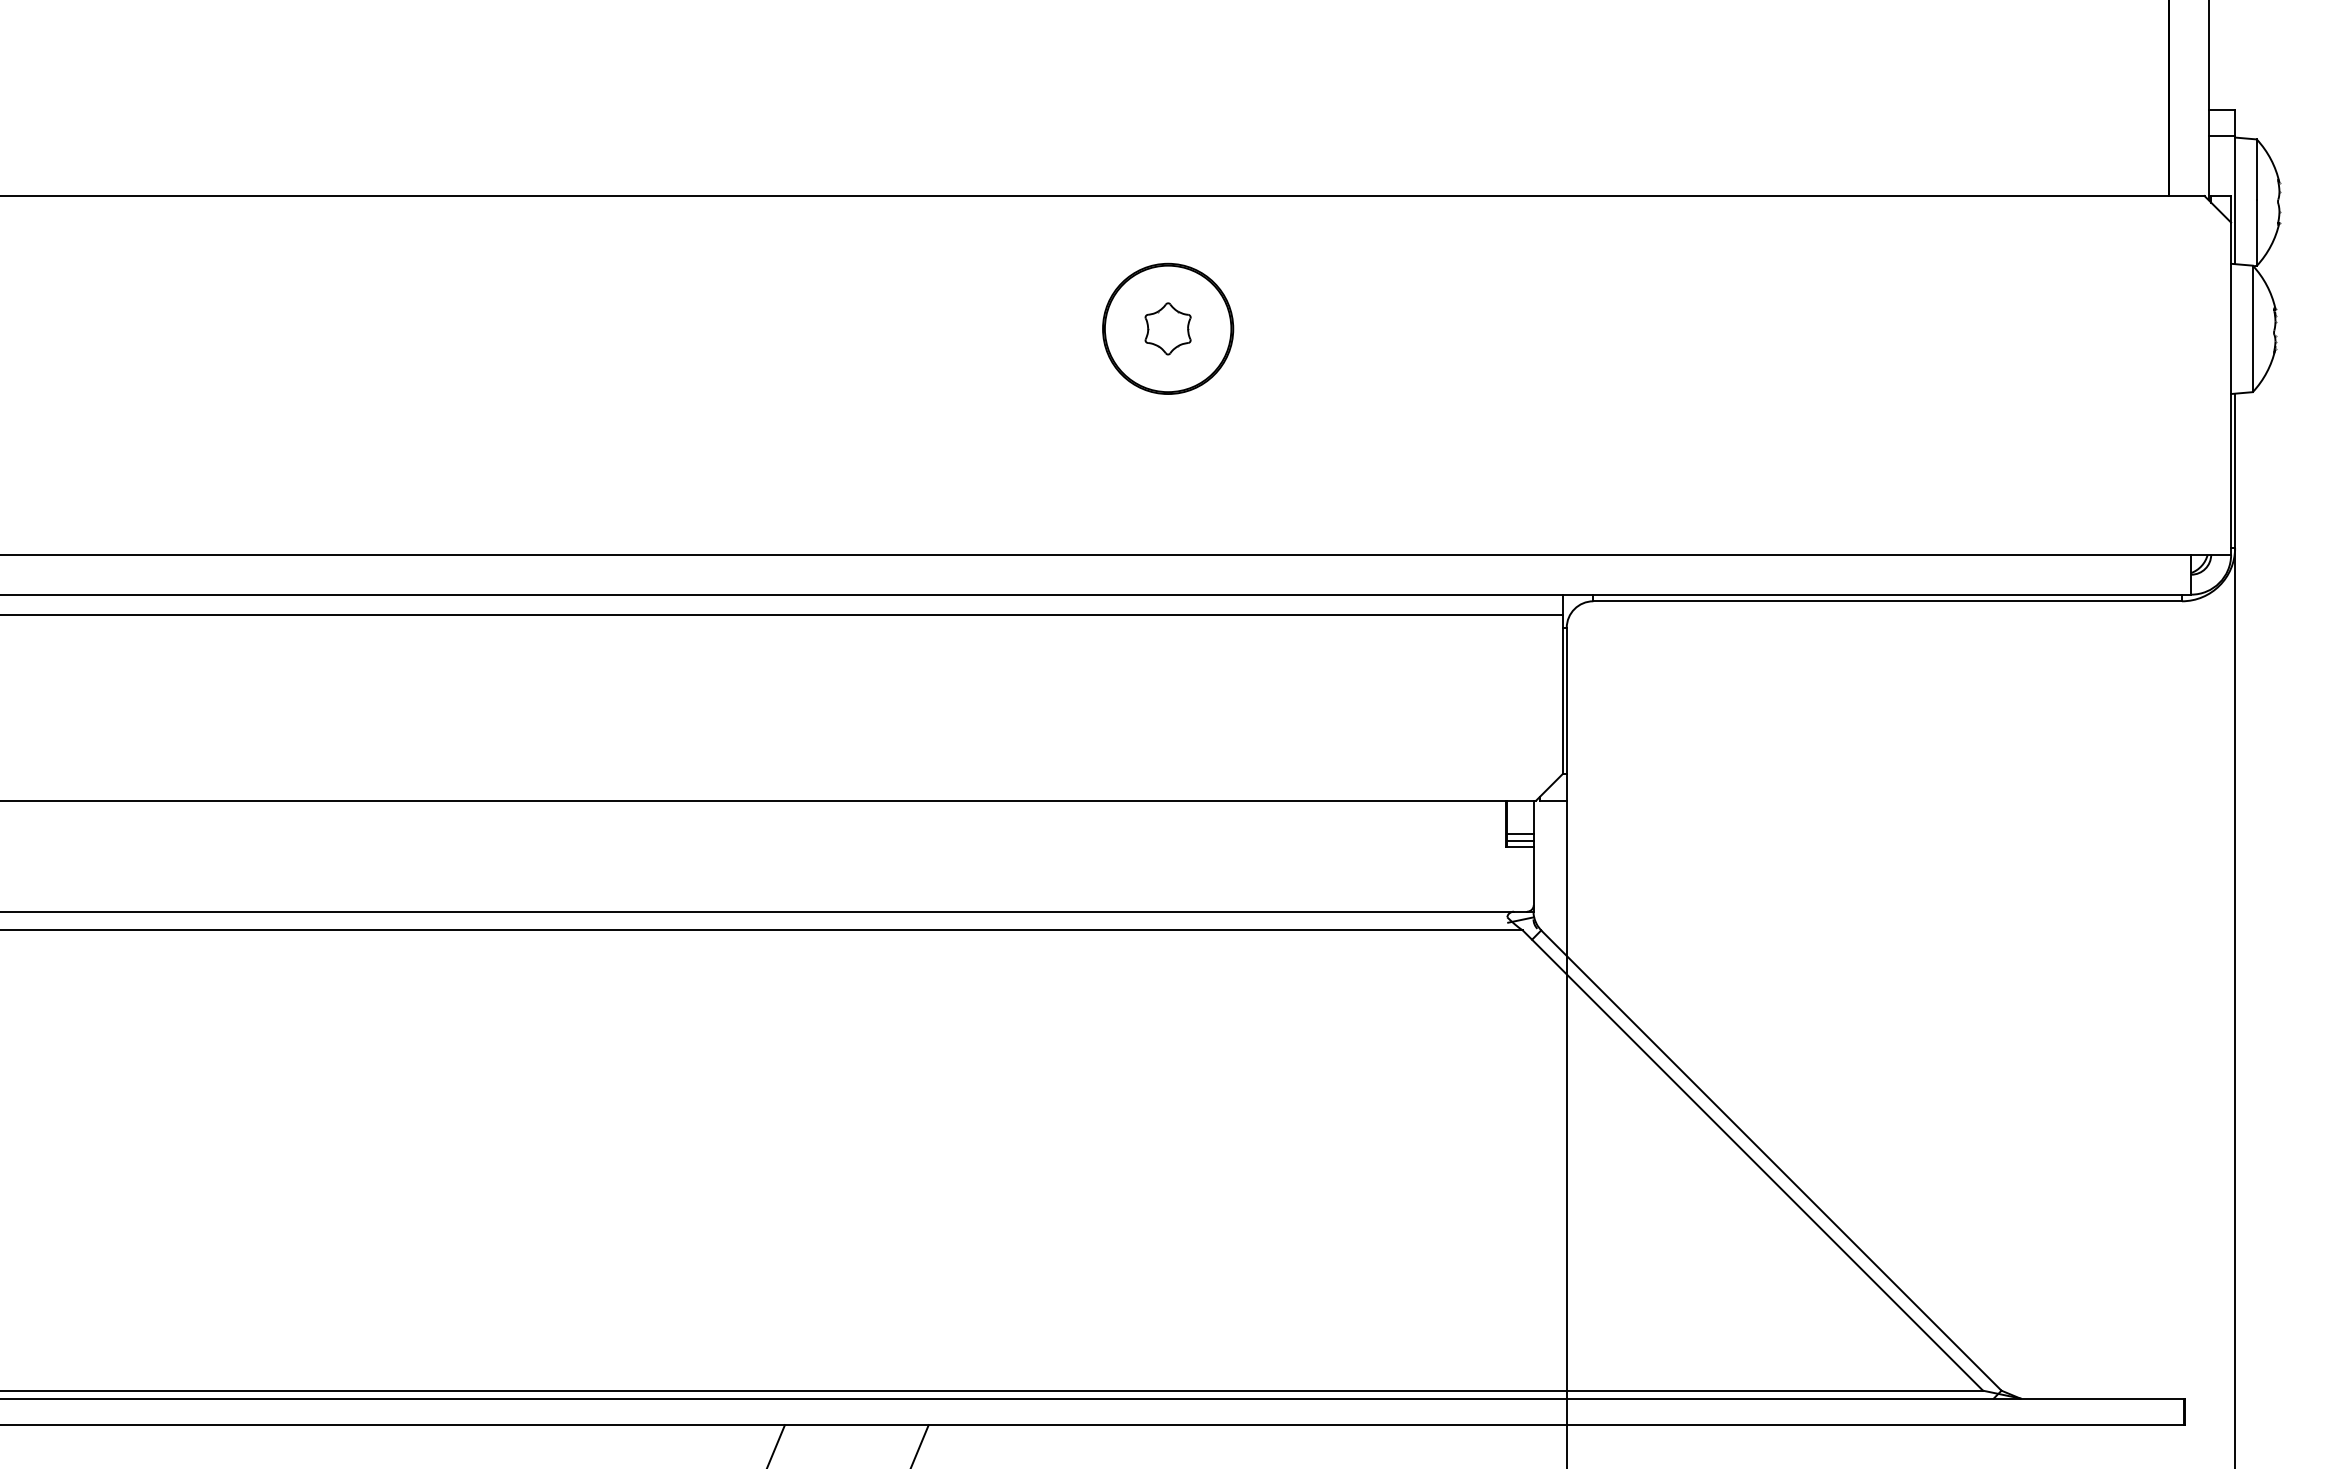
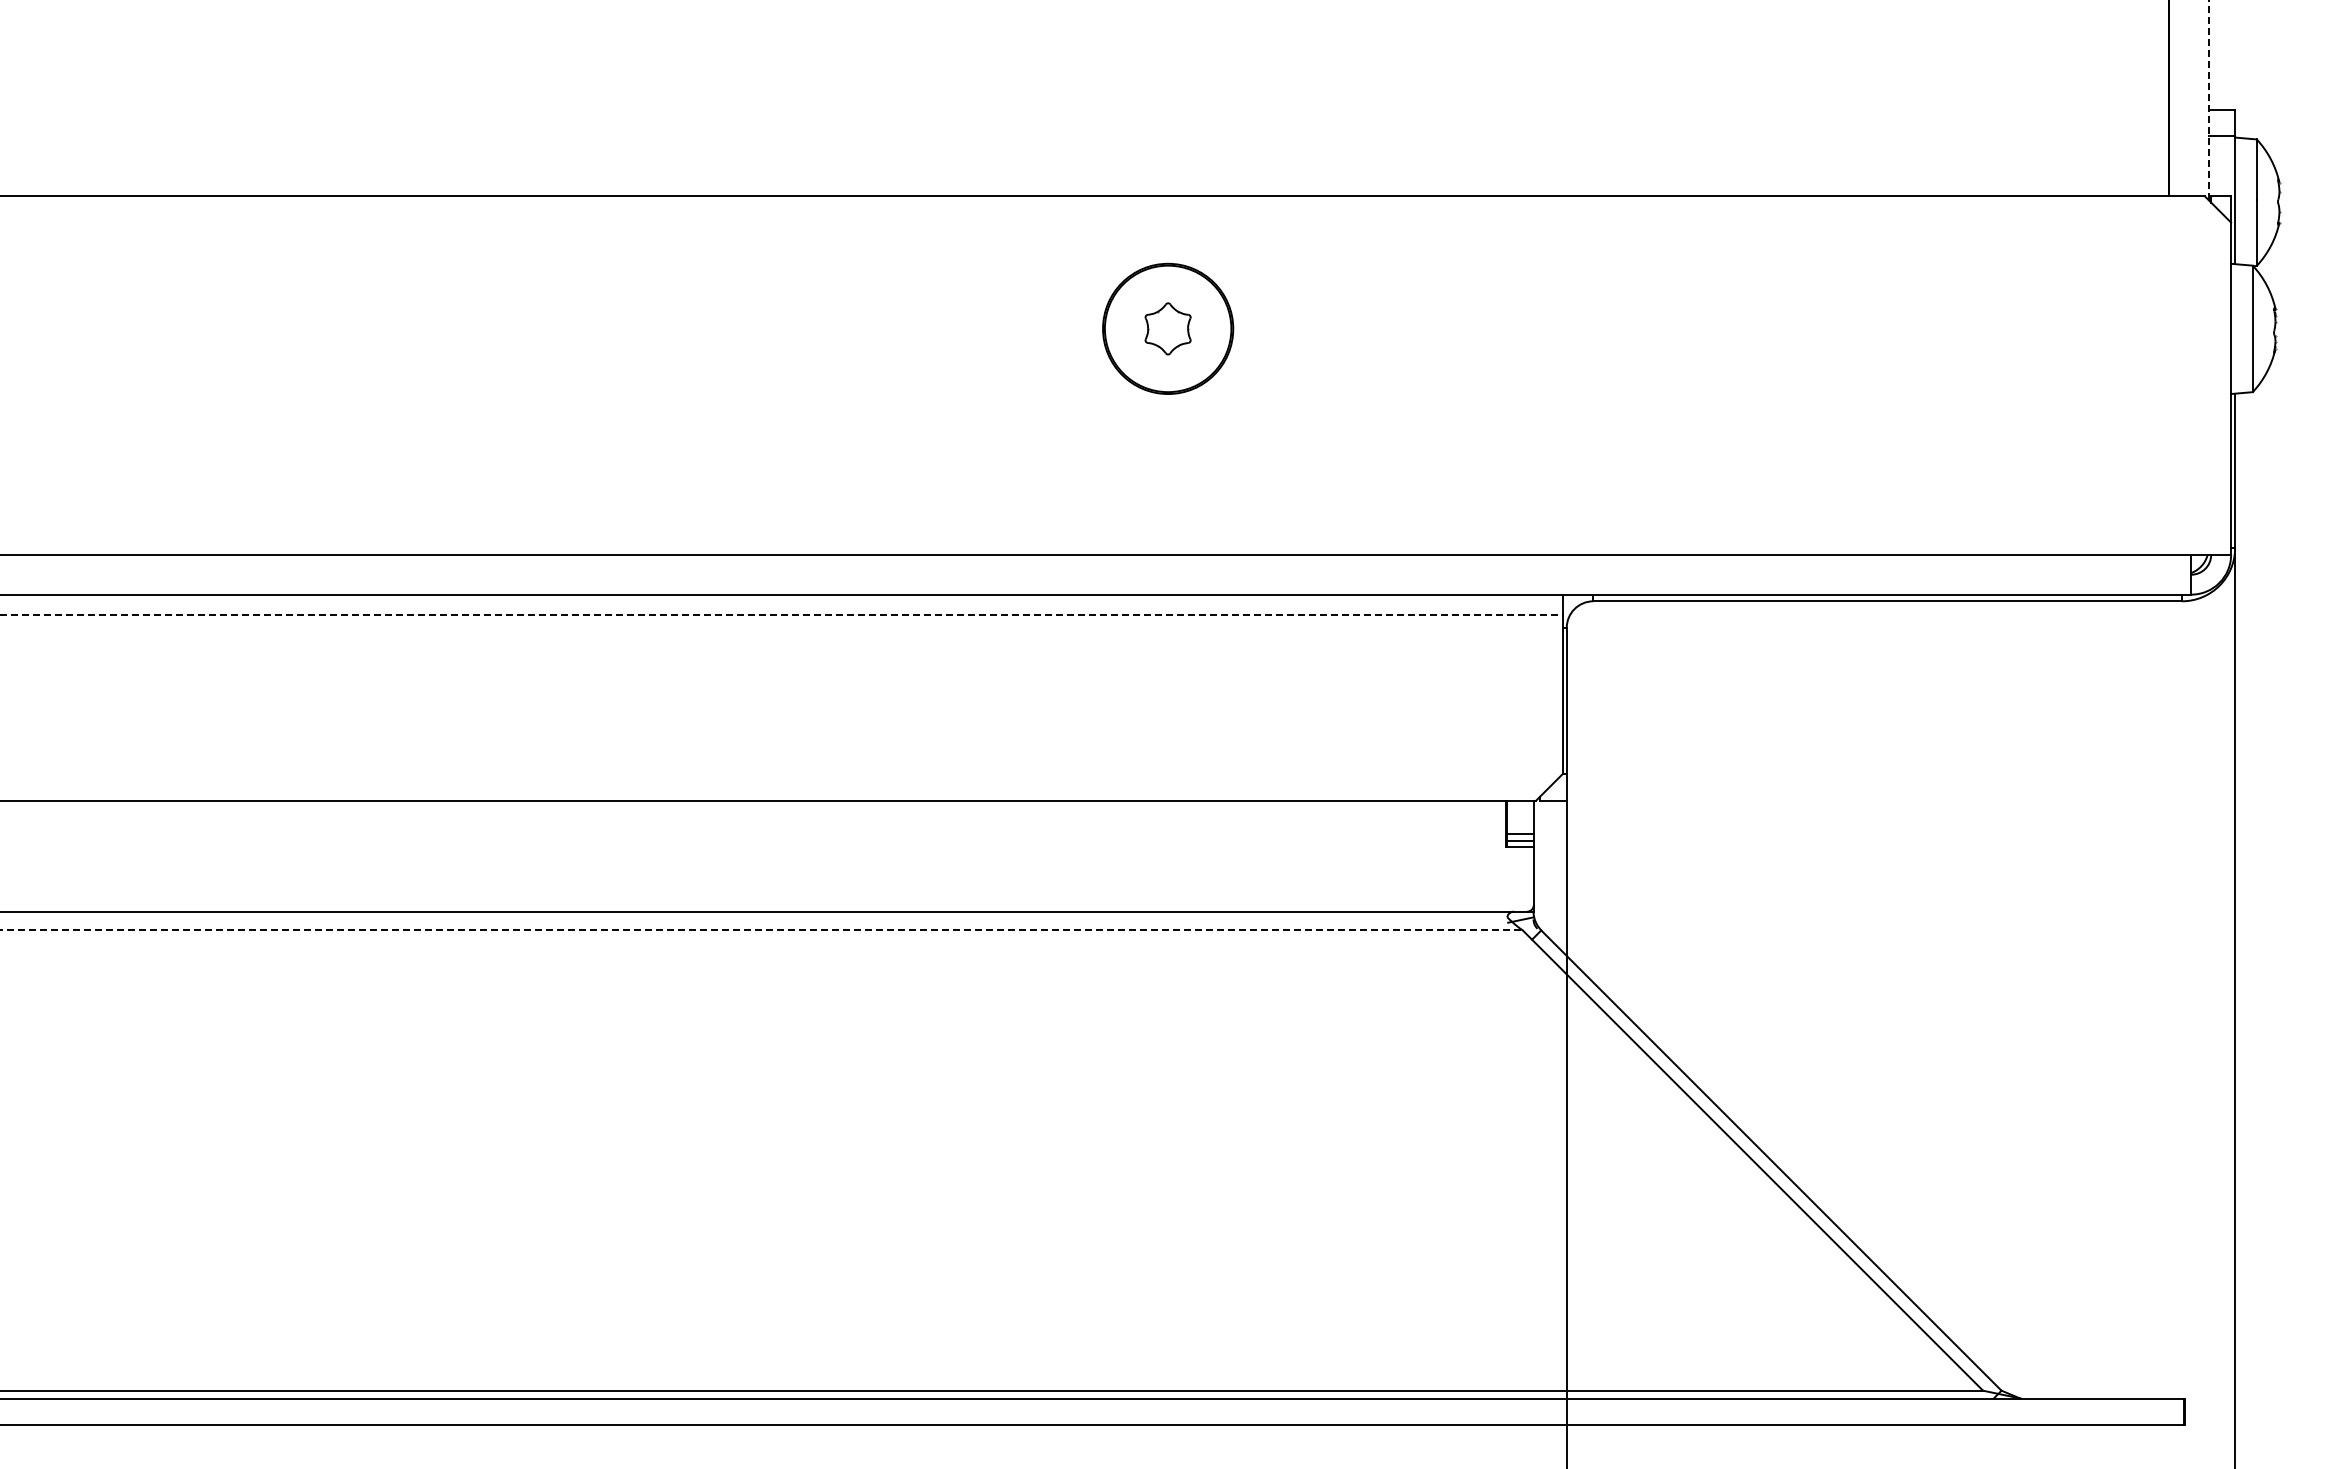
line: solid -> dashed (2208, 100)
line: solid -> dashed (782, 614)
line: solid -> dashed (761, 930)
line: present -> none (776, 1445)
line: present -> none (919, 1445)
